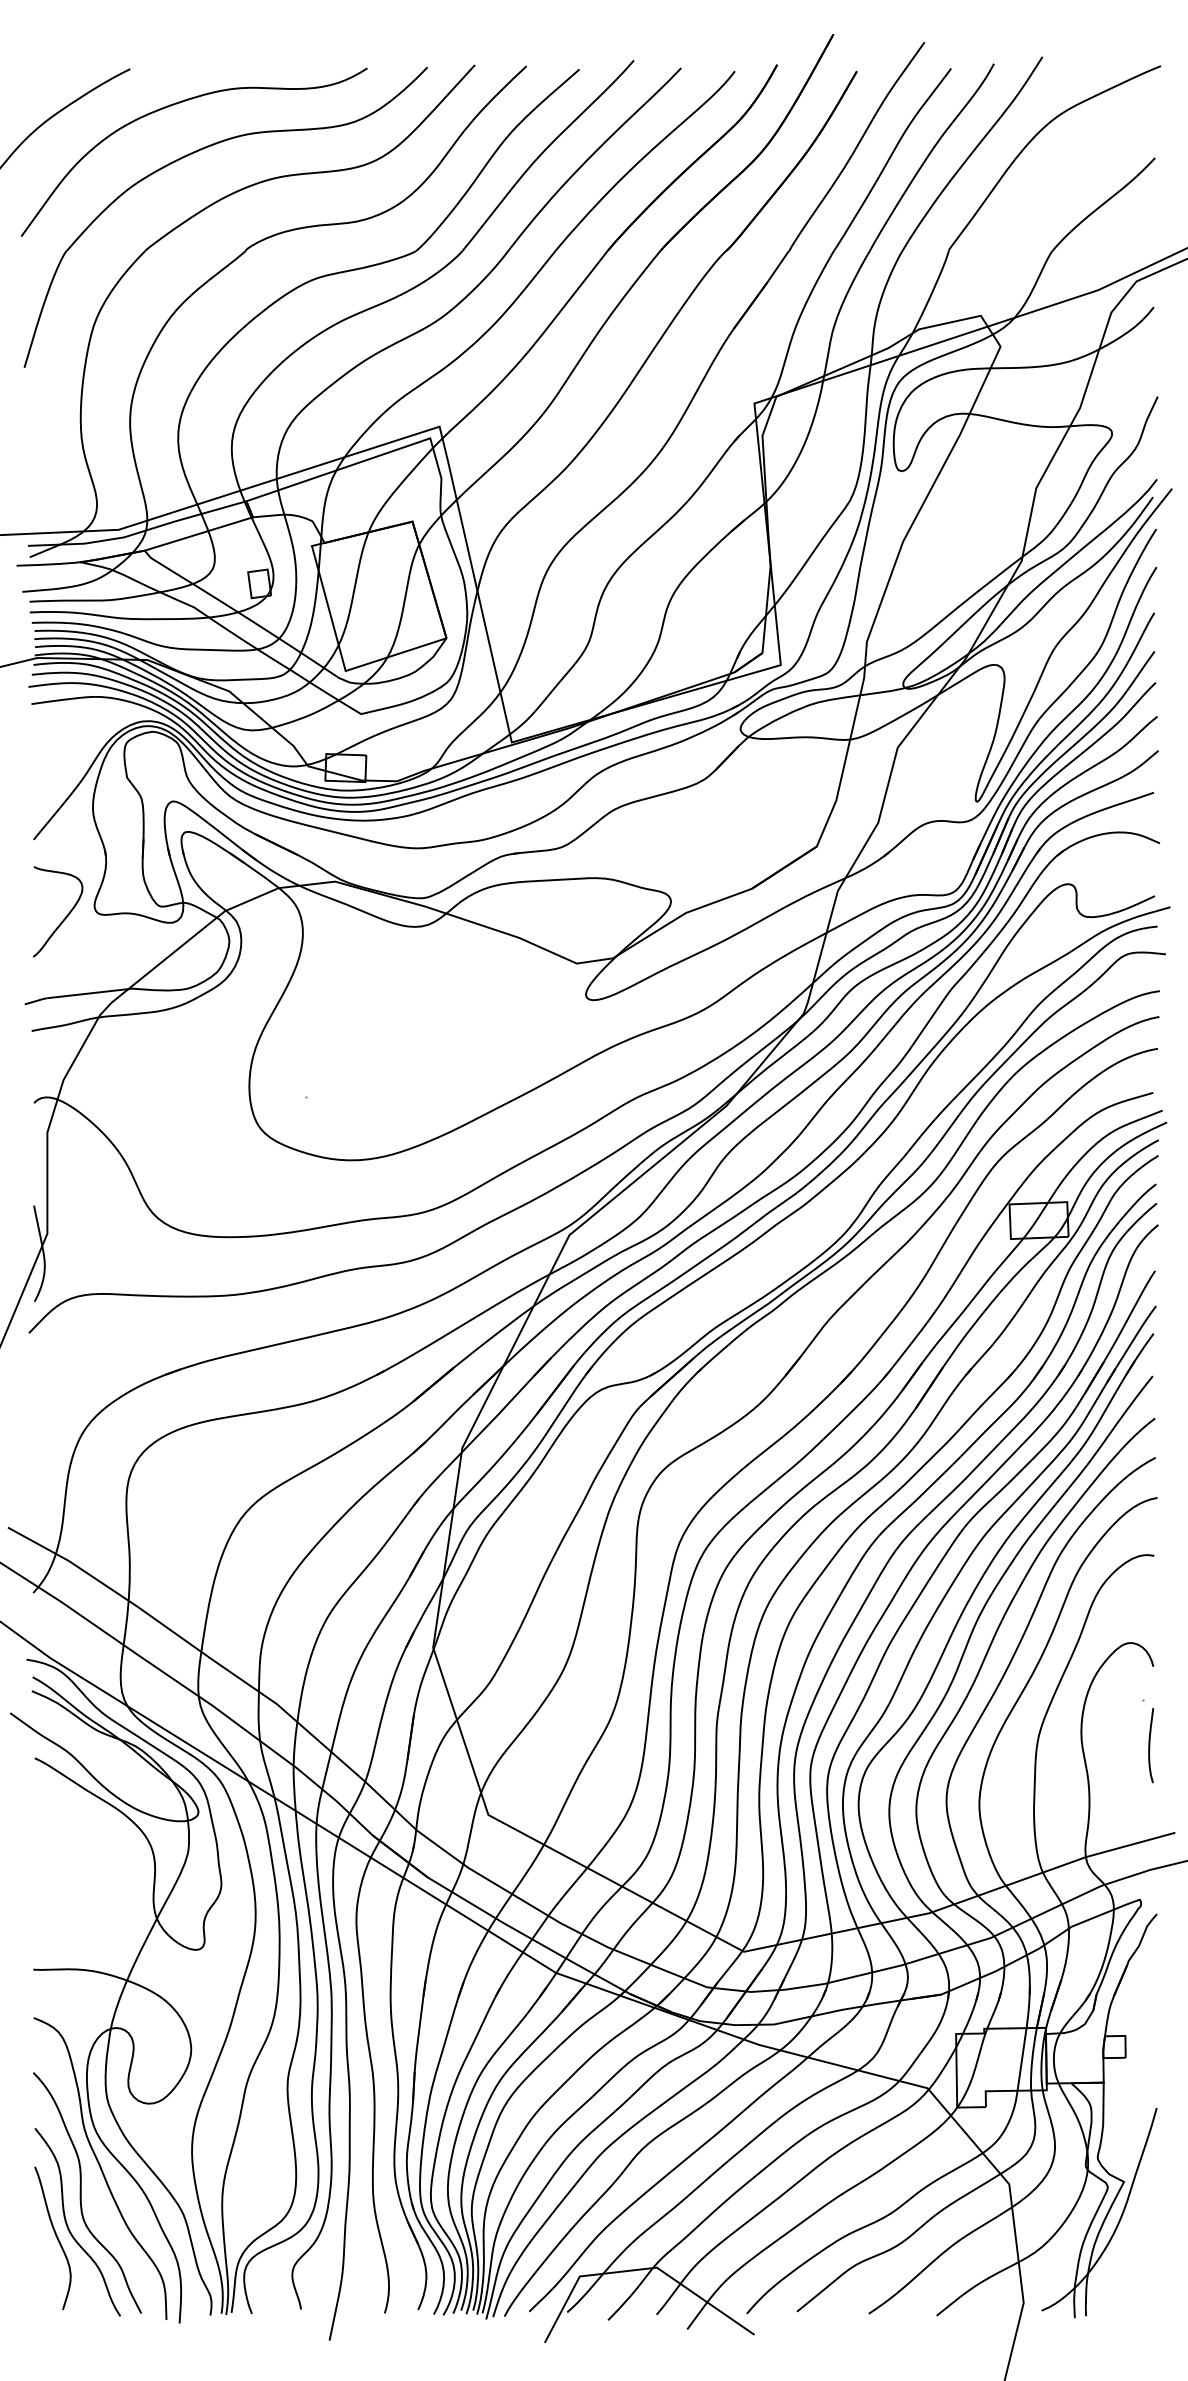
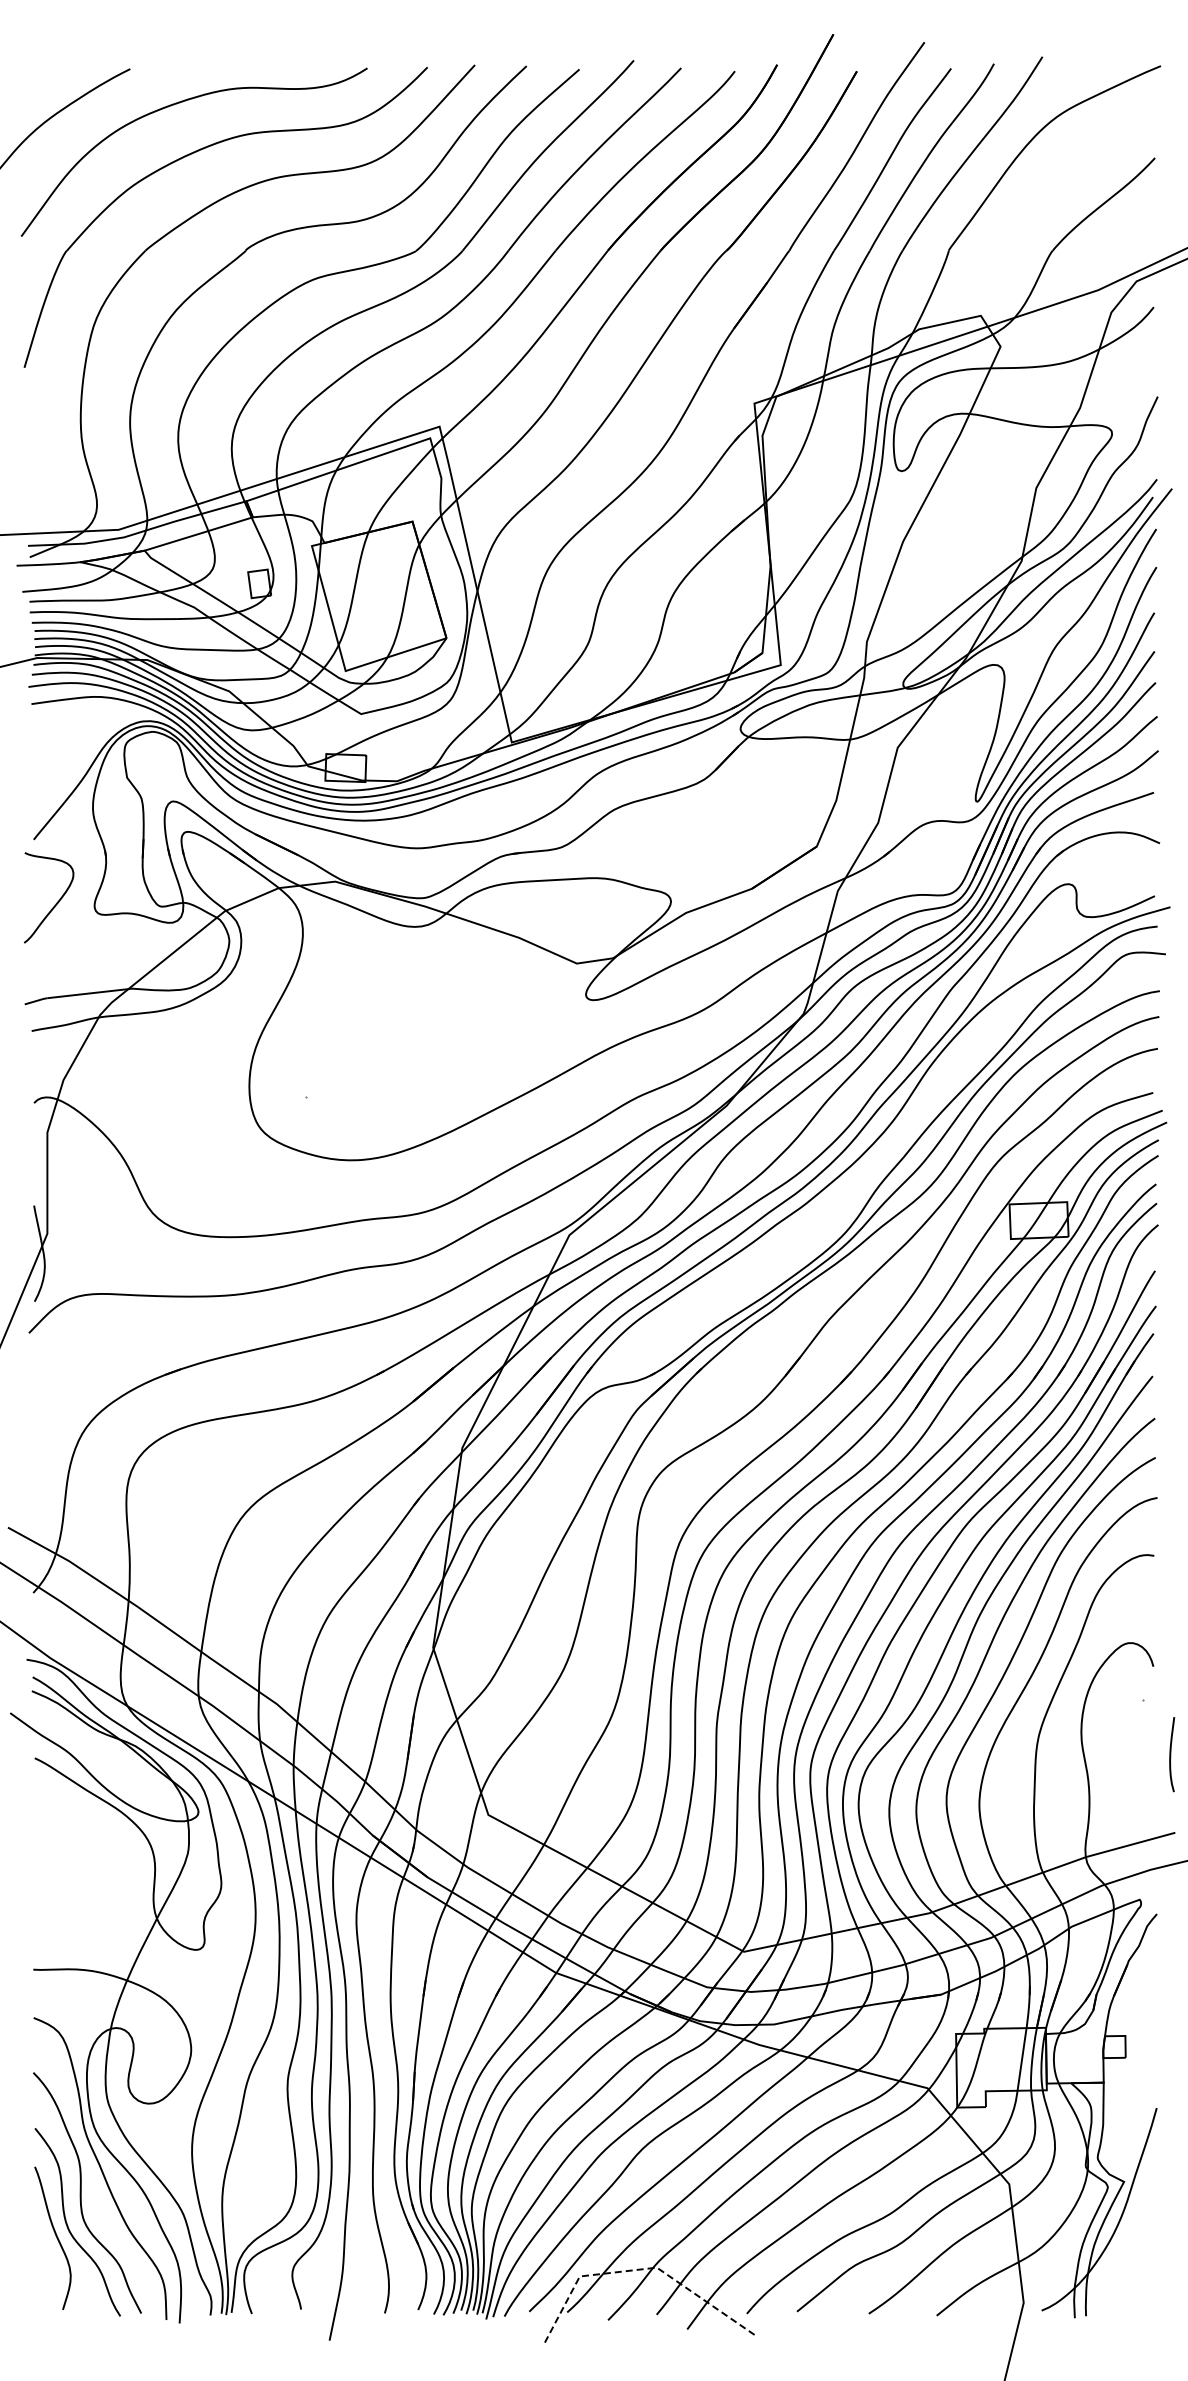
curve position: (65, 916) -> (56, 902) (56, 902)
curve position: (1150, 1745) -> (1171, 1754) (1171, 1754)
line: solid -> dashed (639, 2269)
